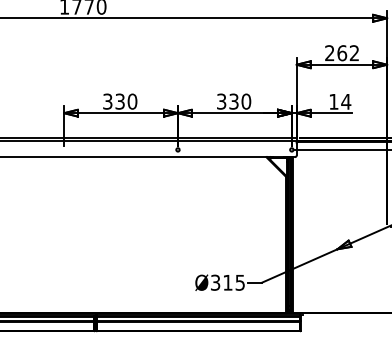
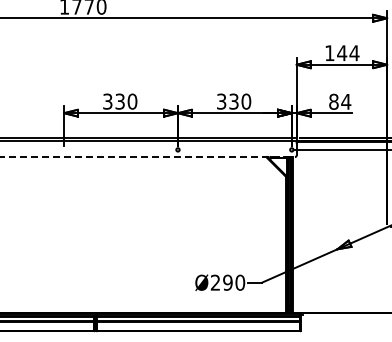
text: 262 -> 144 (342, 53)
text: 14 -> 84 (333, 101)
line: solid -> dashed (148, 157)
text: Ø315 -> Ø290 (228, 282)
